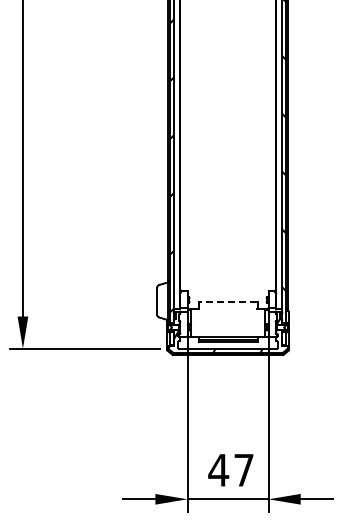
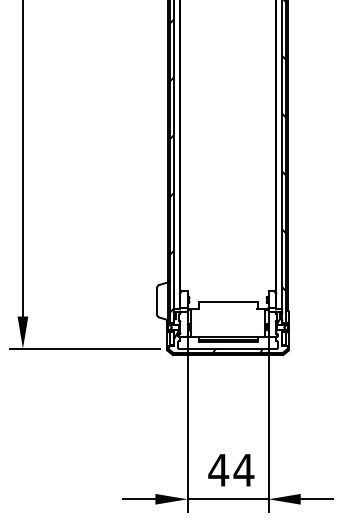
line: dashed -> solid (228, 301)
text: 47 -> 44 (243, 470)
